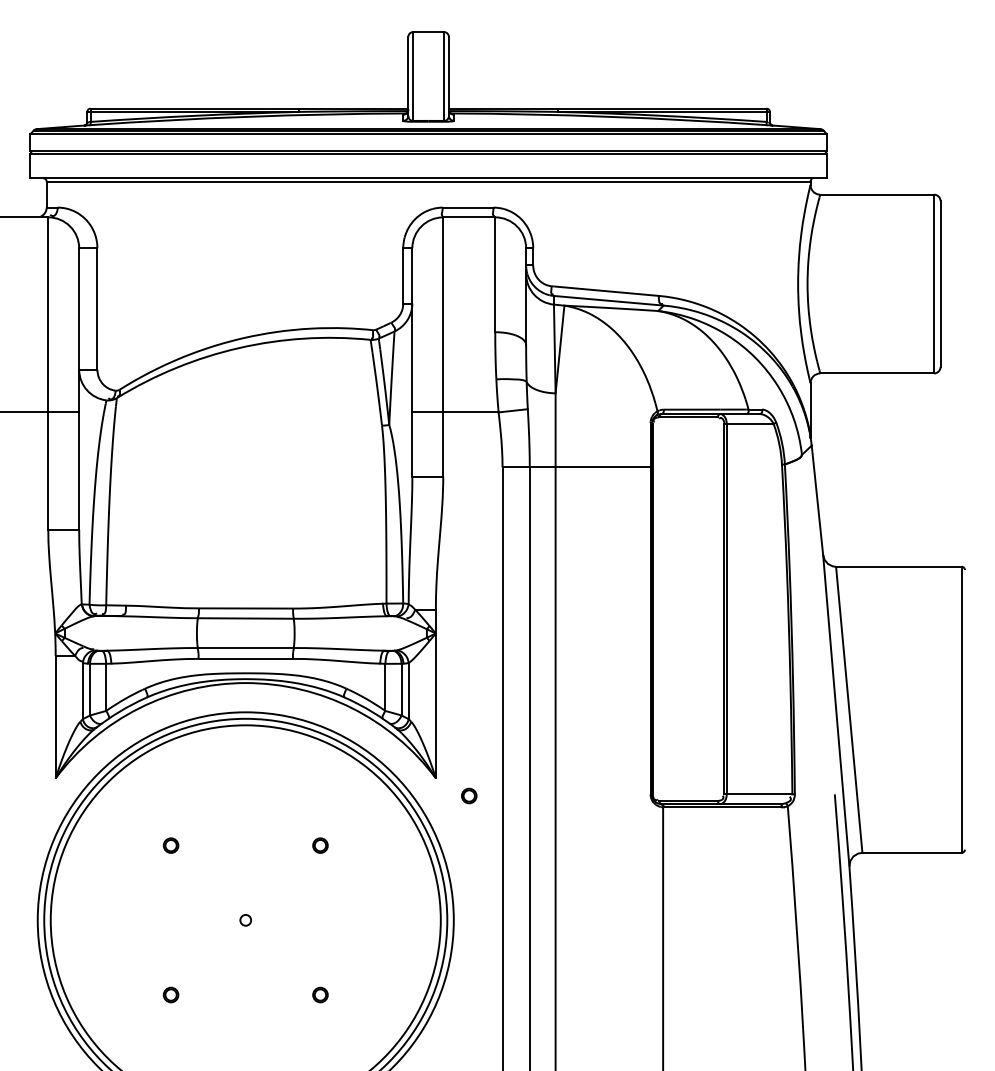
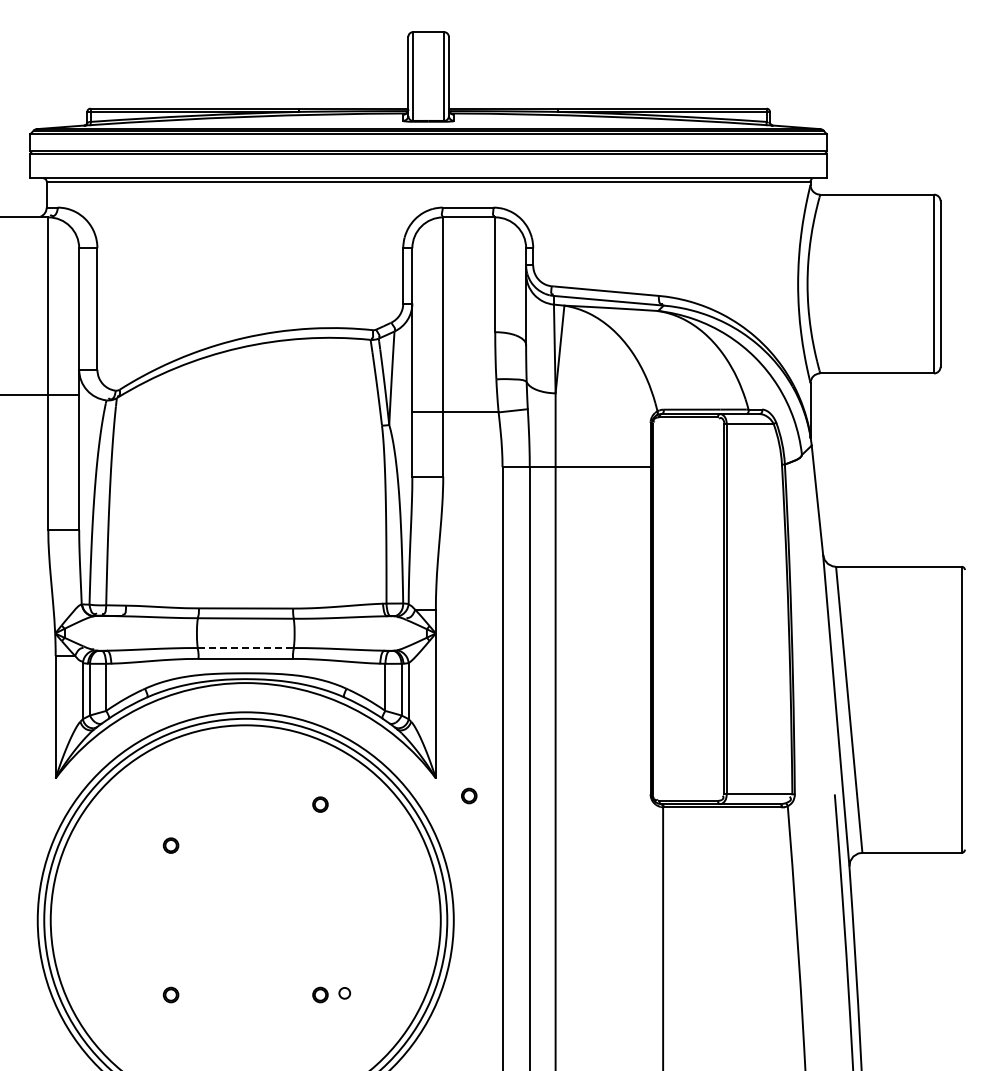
line position: (40, 412) -> (40, 395) (40, 395)
line: solid -> dashed (245, 648)
circle position: (320, 845) -> (320, 804) (320, 804)
circle position: (245, 920) -> (344, 993) (344, 993)
